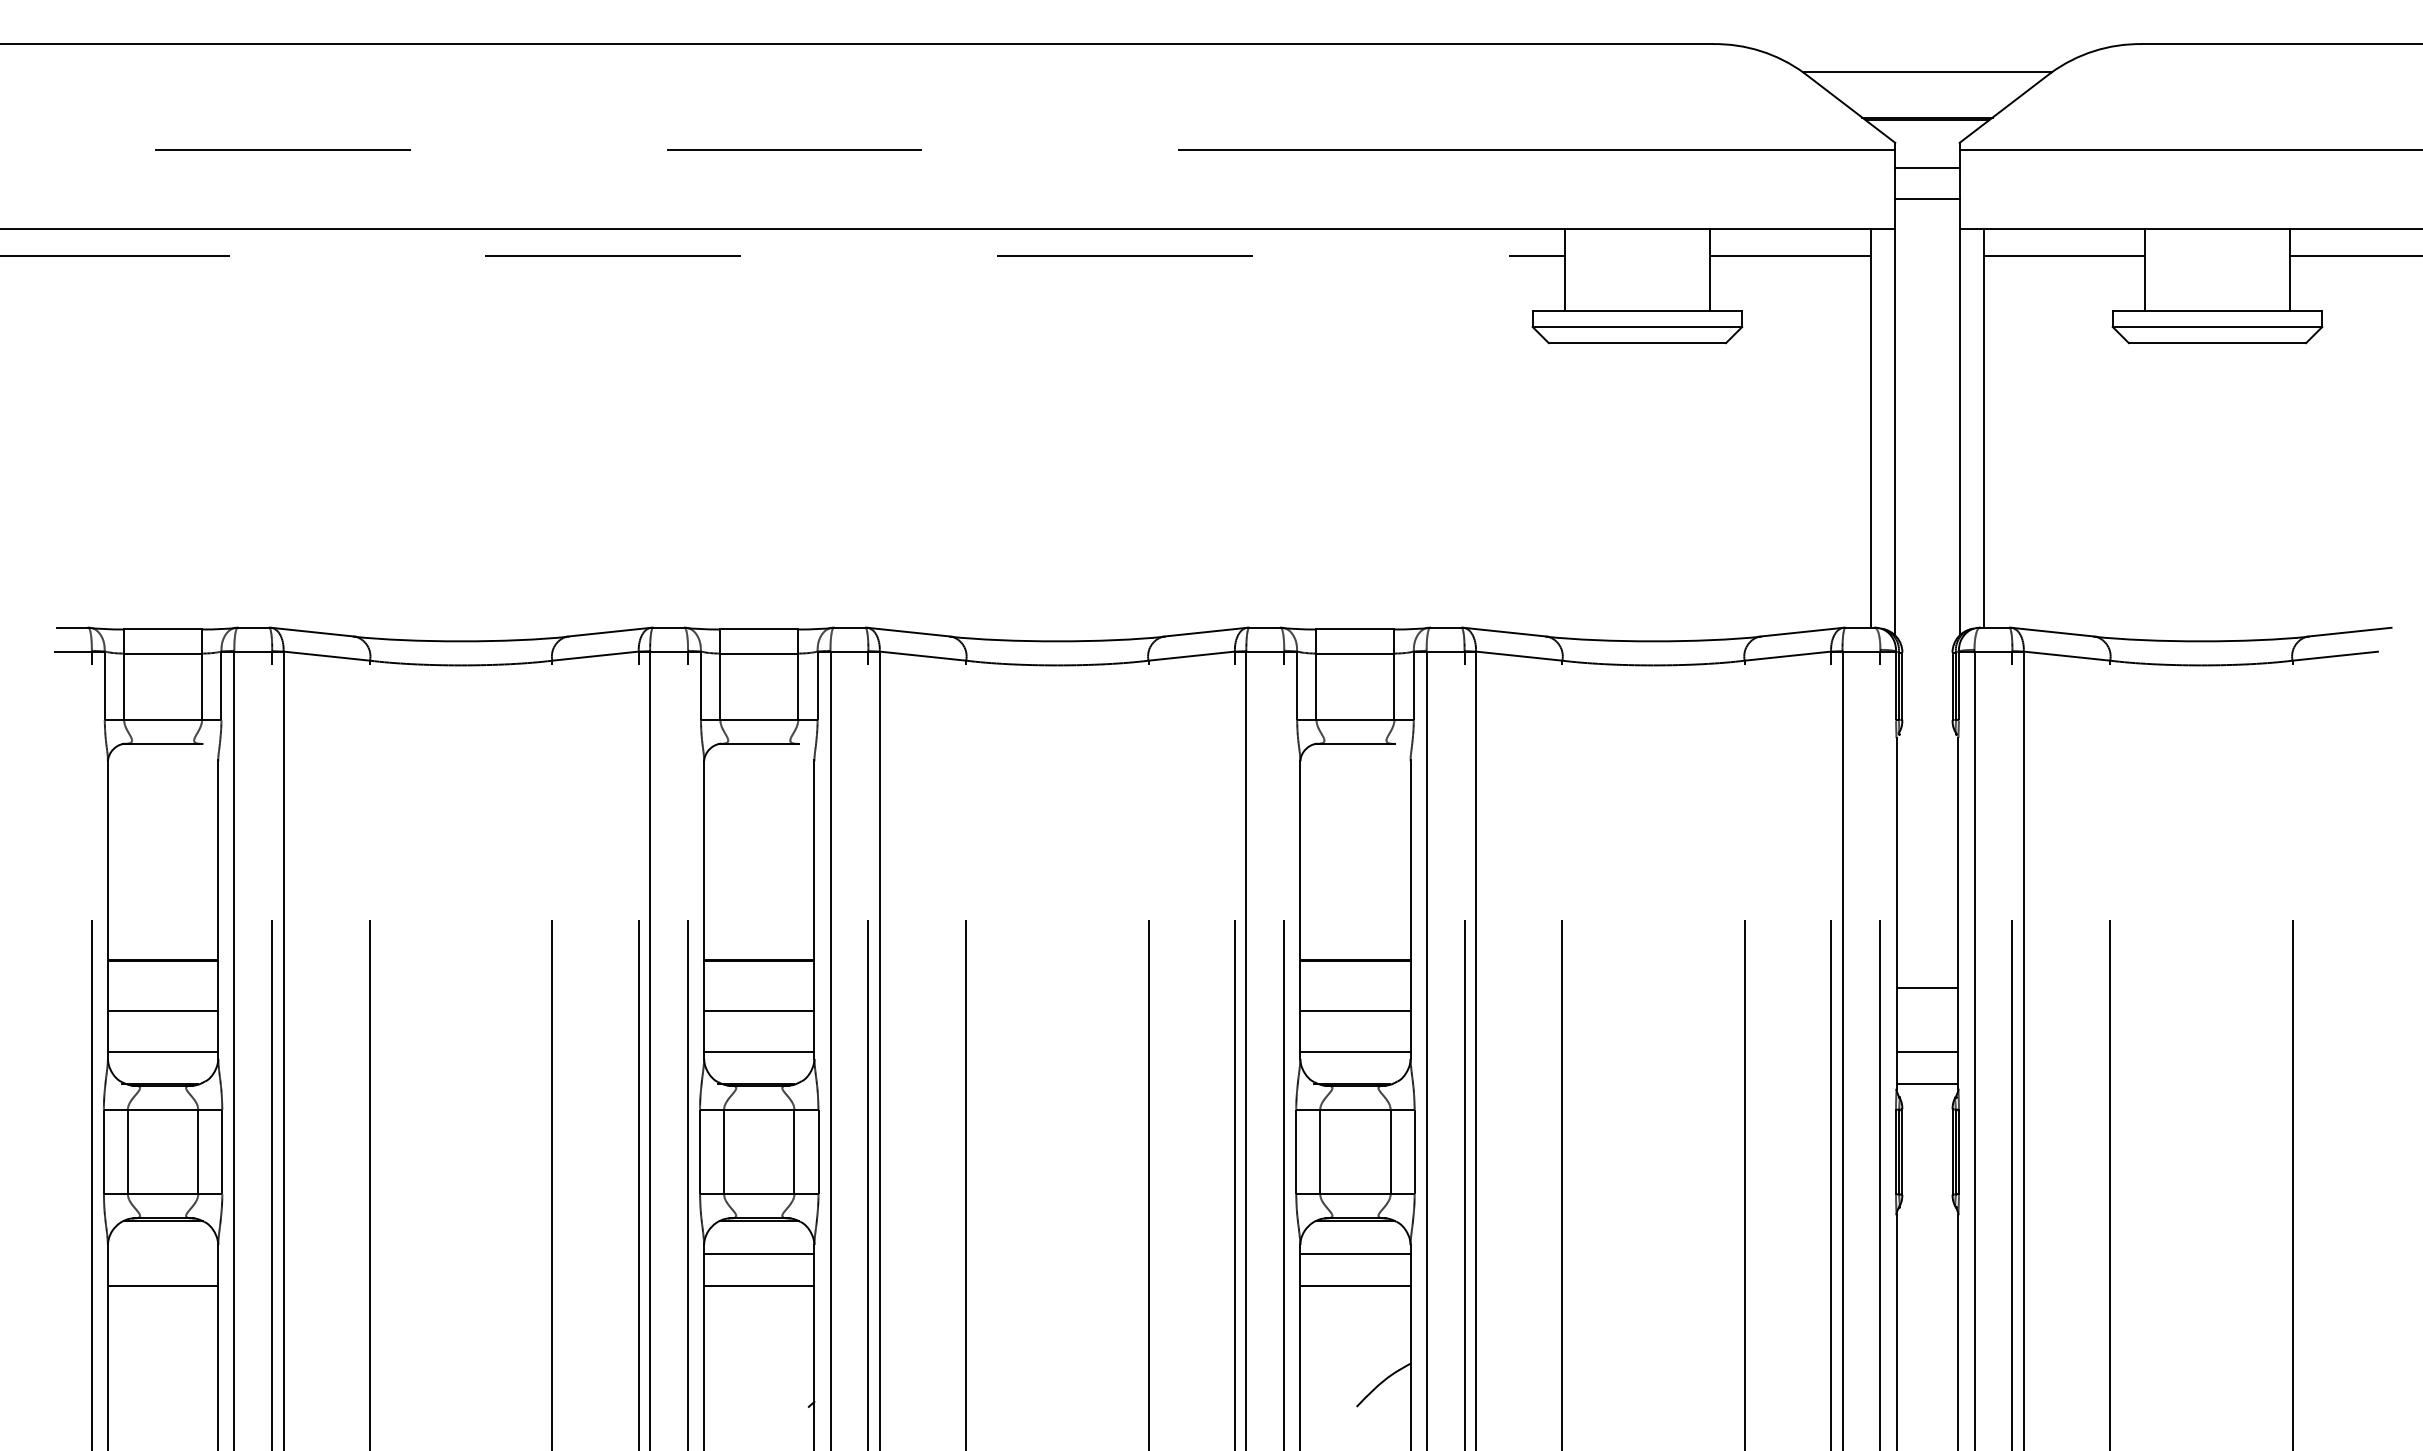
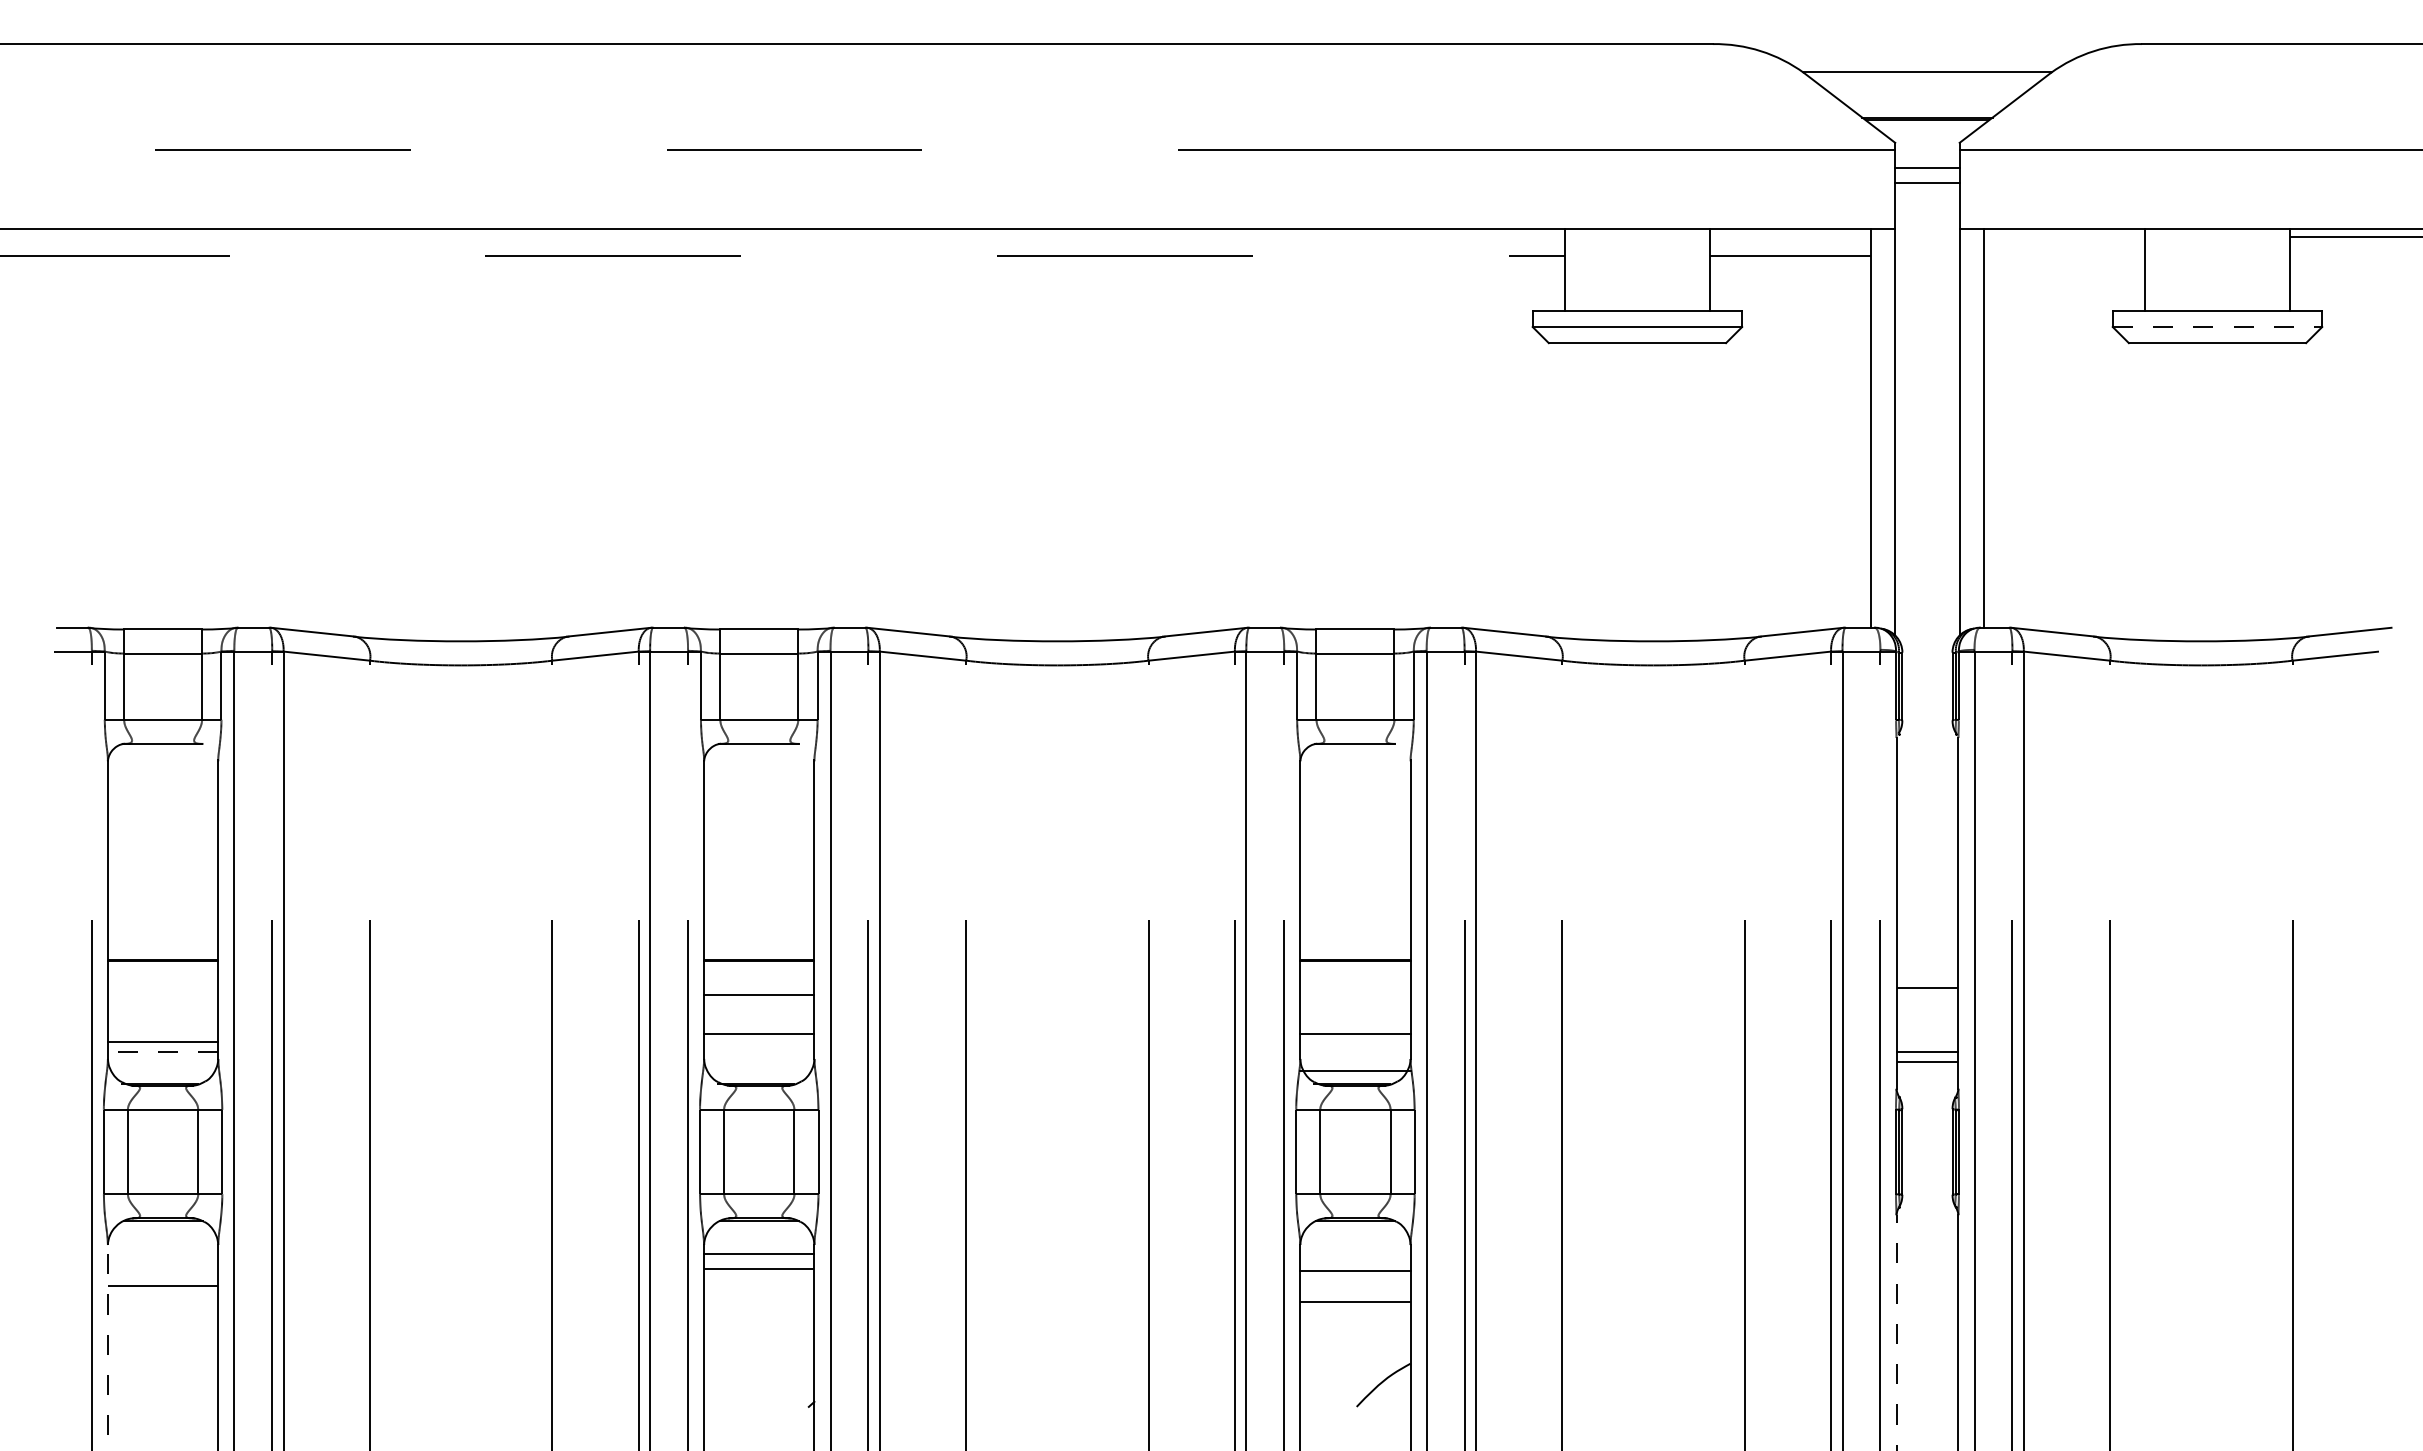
line position: (1927, 198) -> (1927, 182) (1927, 182)
line: present -> none (2063, 255)
line position: (2354, 255) -> (2354, 236) (2354, 236)
line: solid -> dashed (2217, 327)
line position: (162, 1010) -> (162, 1041) (162, 1041)
line position: (759, 1010) -> (759, 994) (759, 994)
line position: (1355, 1010) -> (1355, 1033) (1355, 1033)
line: solid -> dashed (162, 1052)
line position: (759, 1052) -> (759, 1034) (759, 1034)
line position: (1355, 1052) -> (1355, 1071) (1355, 1071)
line position: (1927, 1084) -> (1927, 1062) (1927, 1062)
line position: (1355, 1253) -> (1355, 1270) (1355, 1270)
line position: (759, 1285) -> (759, 1268) (759, 1268)
line position: (1355, 1285) -> (1355, 1301) (1355, 1301)
line: solid -> dashed (1896, 1332)
line: solid -> dashed (107, 1347)
